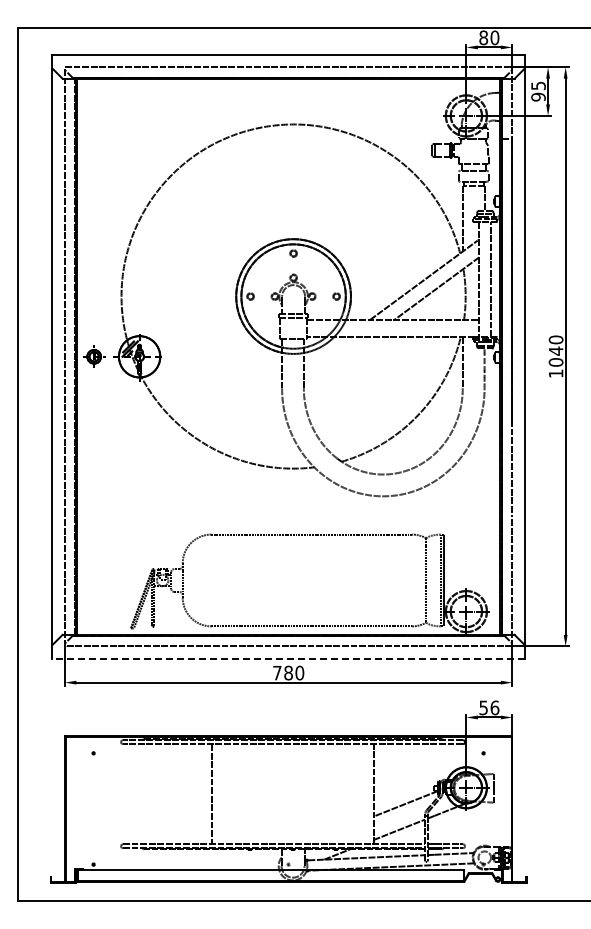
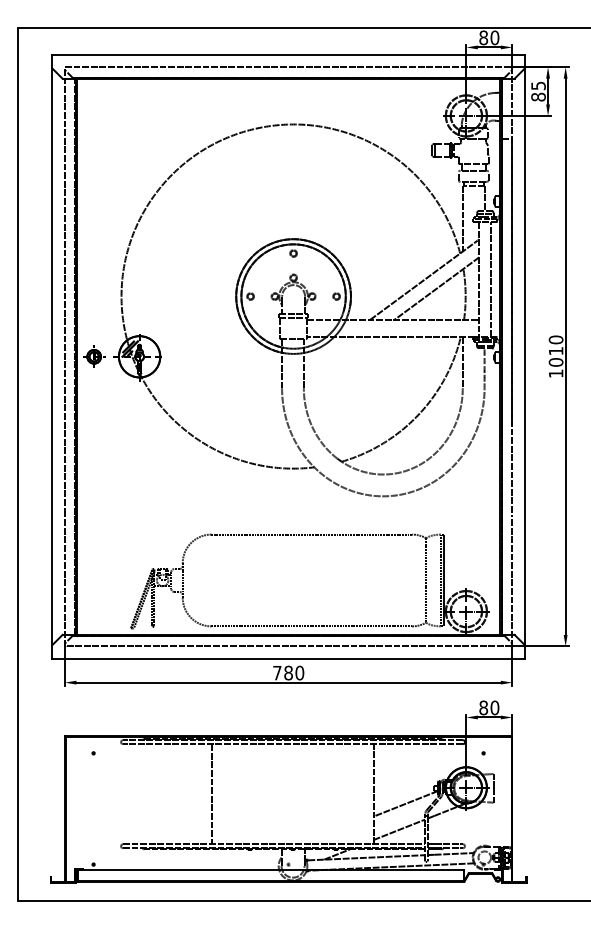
text: 95 -> 85 (538, 96)
text: 1040 -> 1010 (556, 350)
line: dashed -> solid (288, 659)
text: 56 -> 80 (489, 707)
